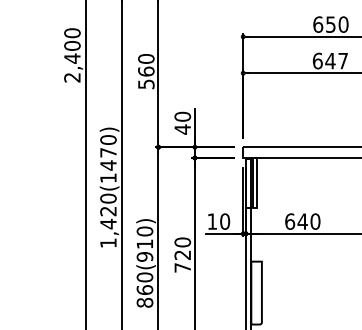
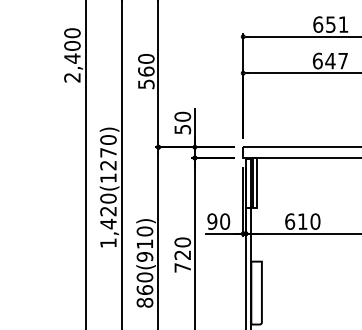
text: 650 -> 651 (343, 24)
text: 40 -> 50 (182, 129)
text: 1,420(1470) -> 1,420(1270) (108, 165)
text: 10 -> 90 (212, 221)
text: 640 -> 610 (302, 221)
